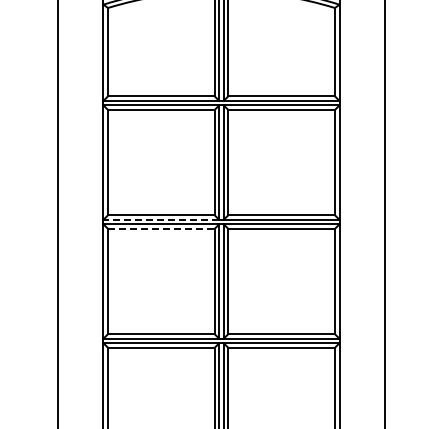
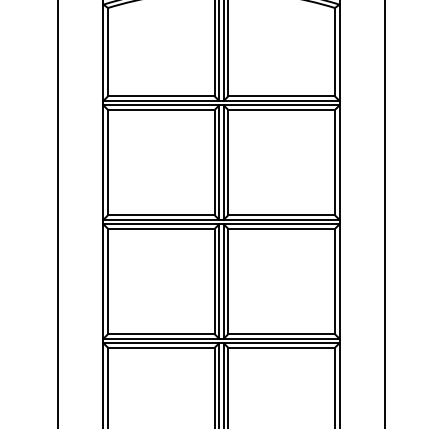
line: dashed -> solid (161, 219)
line: dashed -> solid (161, 228)
